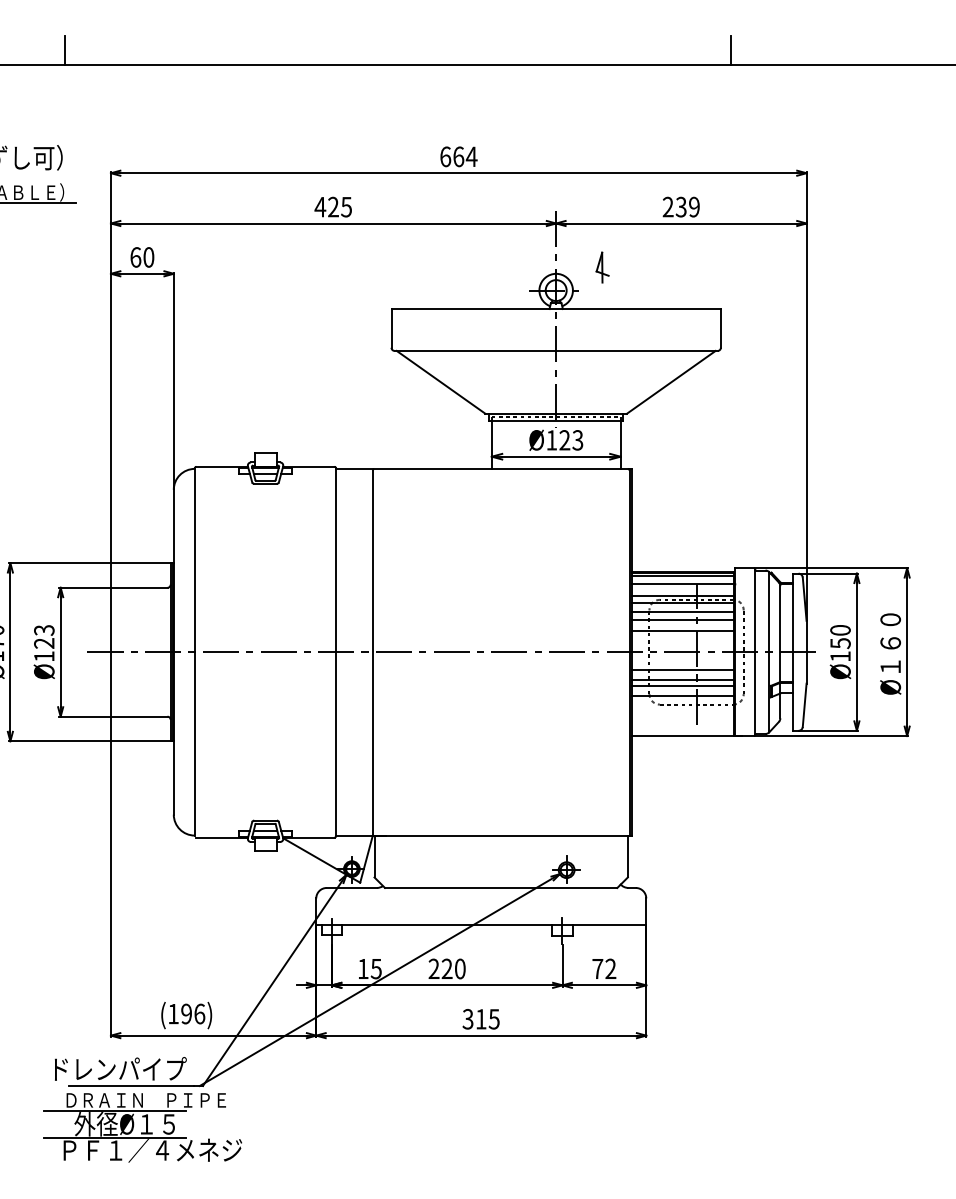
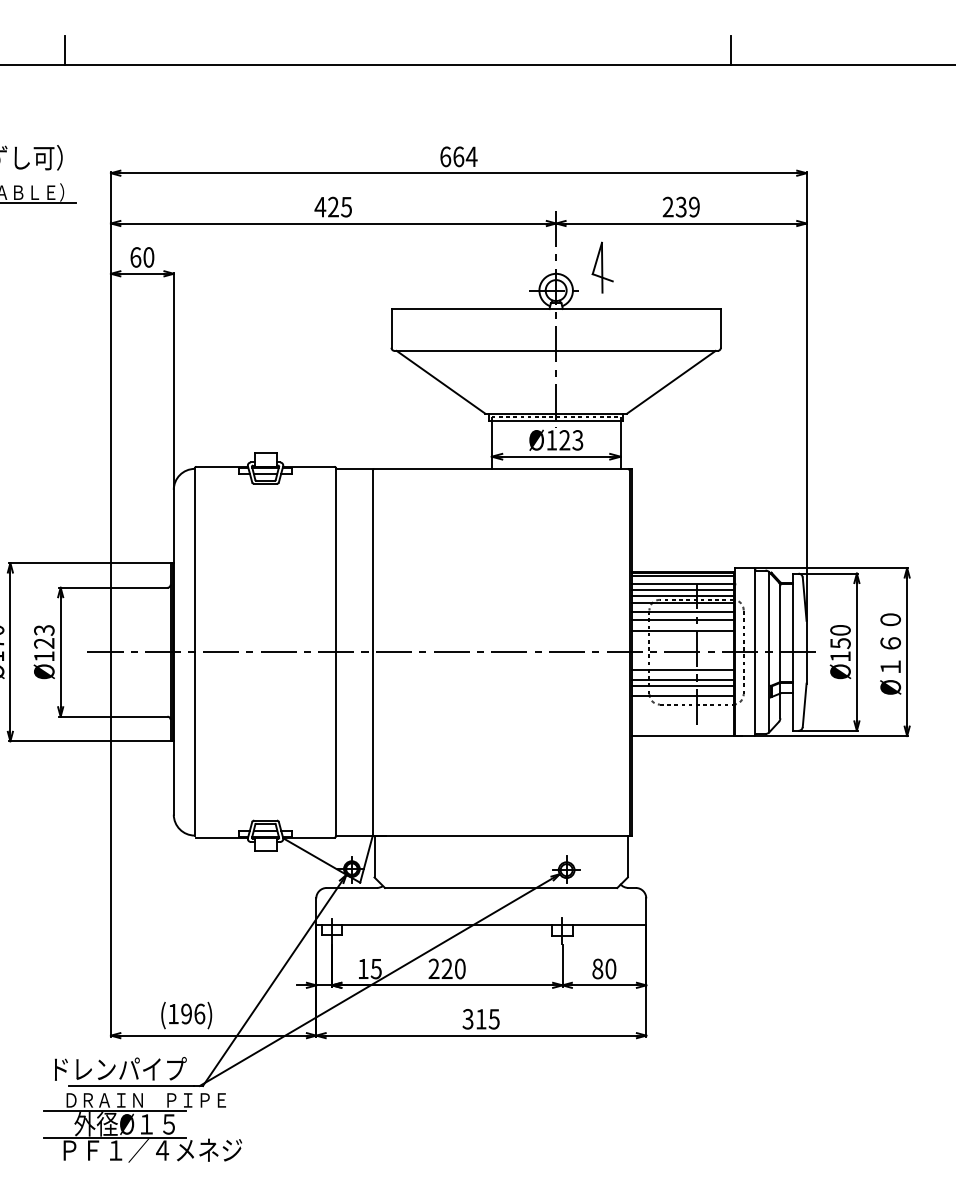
part size: 15x33 px -> 23x53 px (602, 267)
line: none -> present (682, 589)
text: 72 -> 80 (604, 968)
